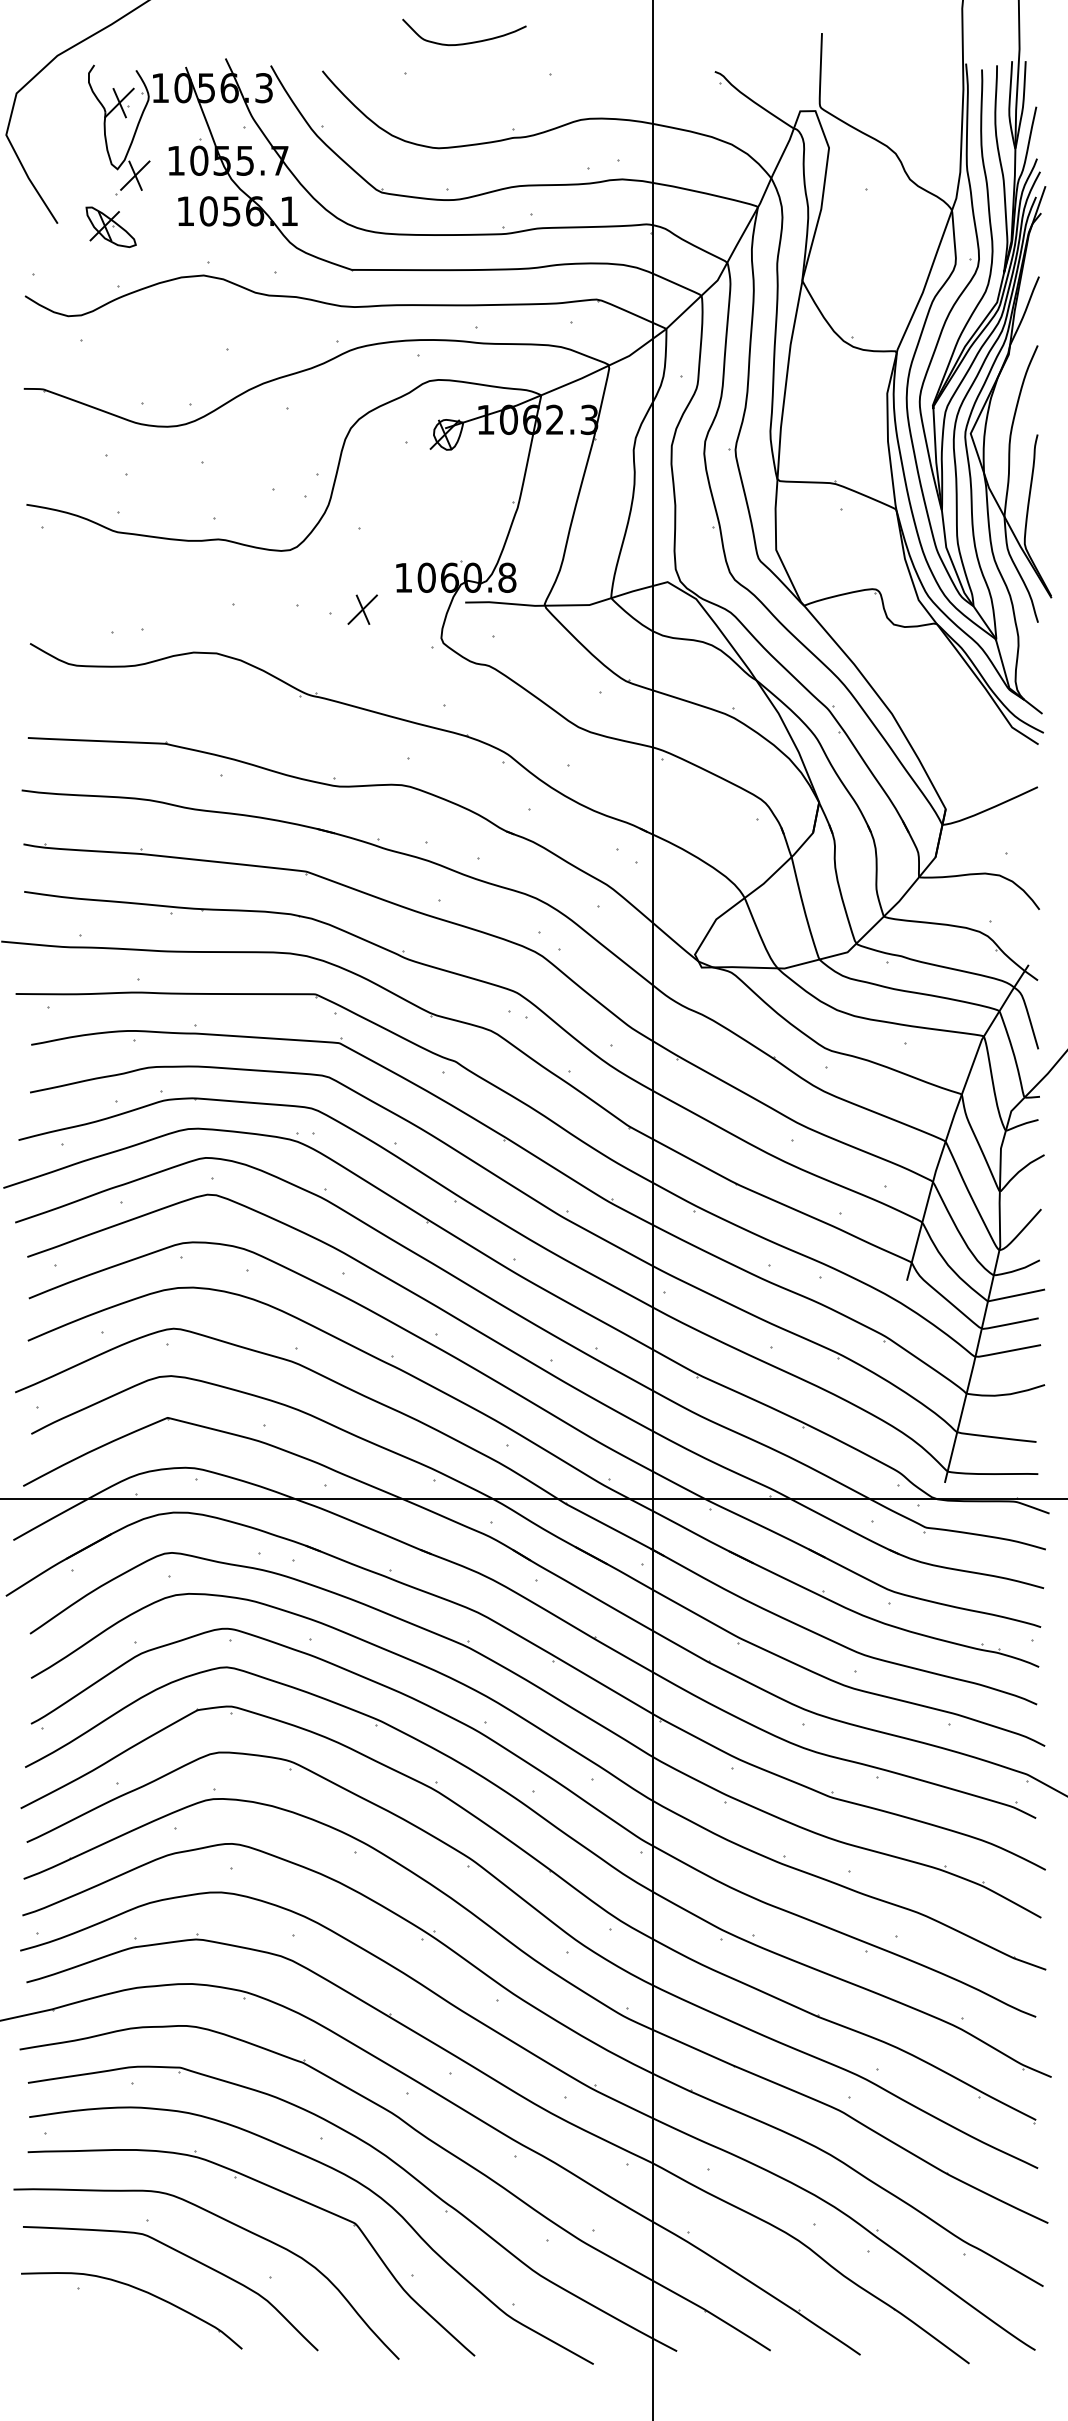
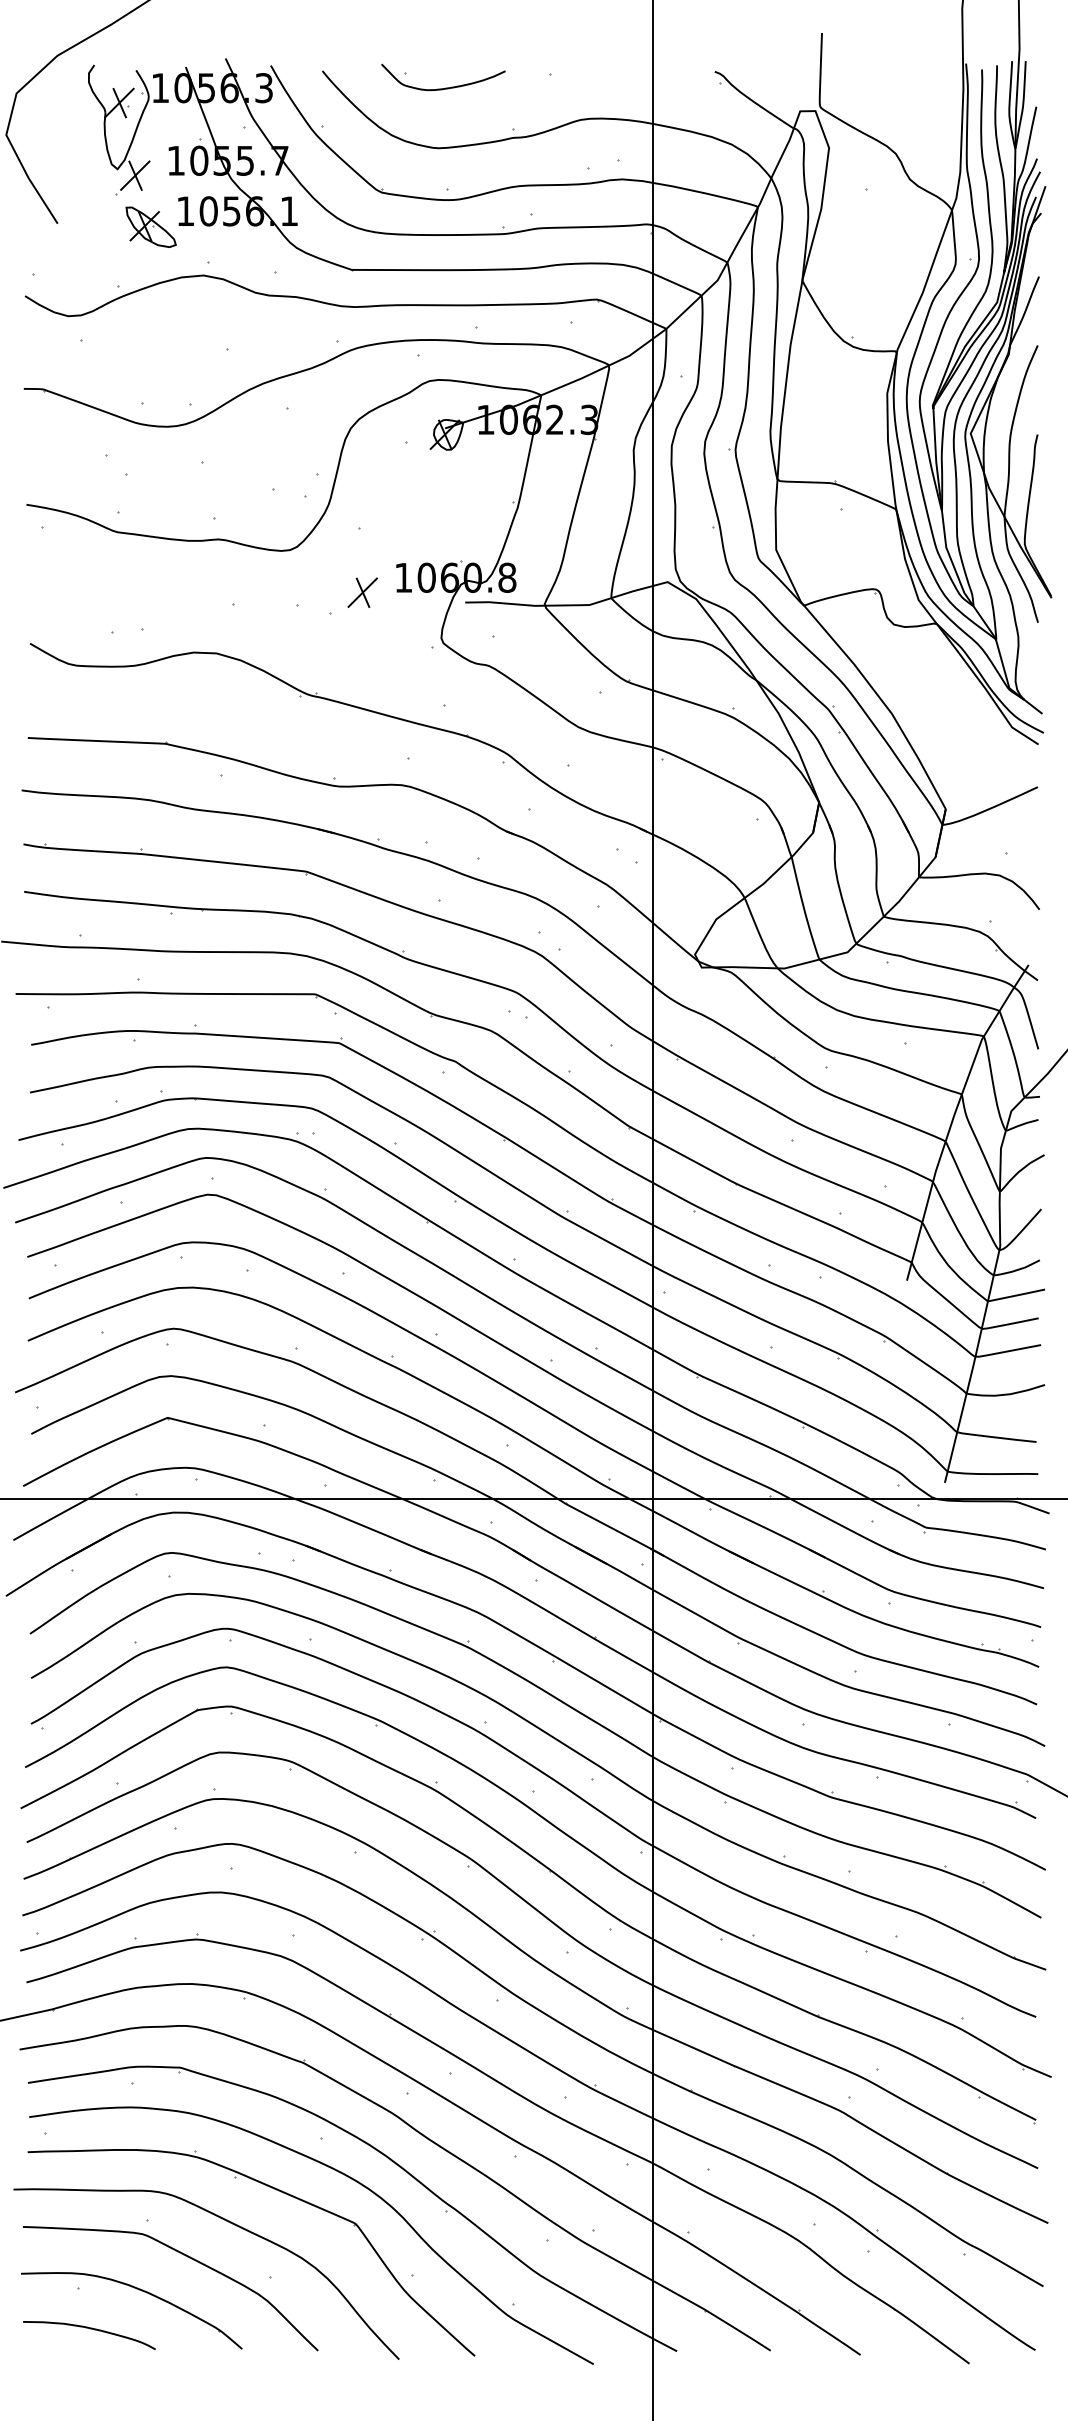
curve position: (466, 42) -> (445, 87) (445, 87)
part position: (110, 226) -> (150, 226) (150, 226)
part position: (362, 609) -> (362, 592) (362, 592)
curve: none -> present (90, 2329)
